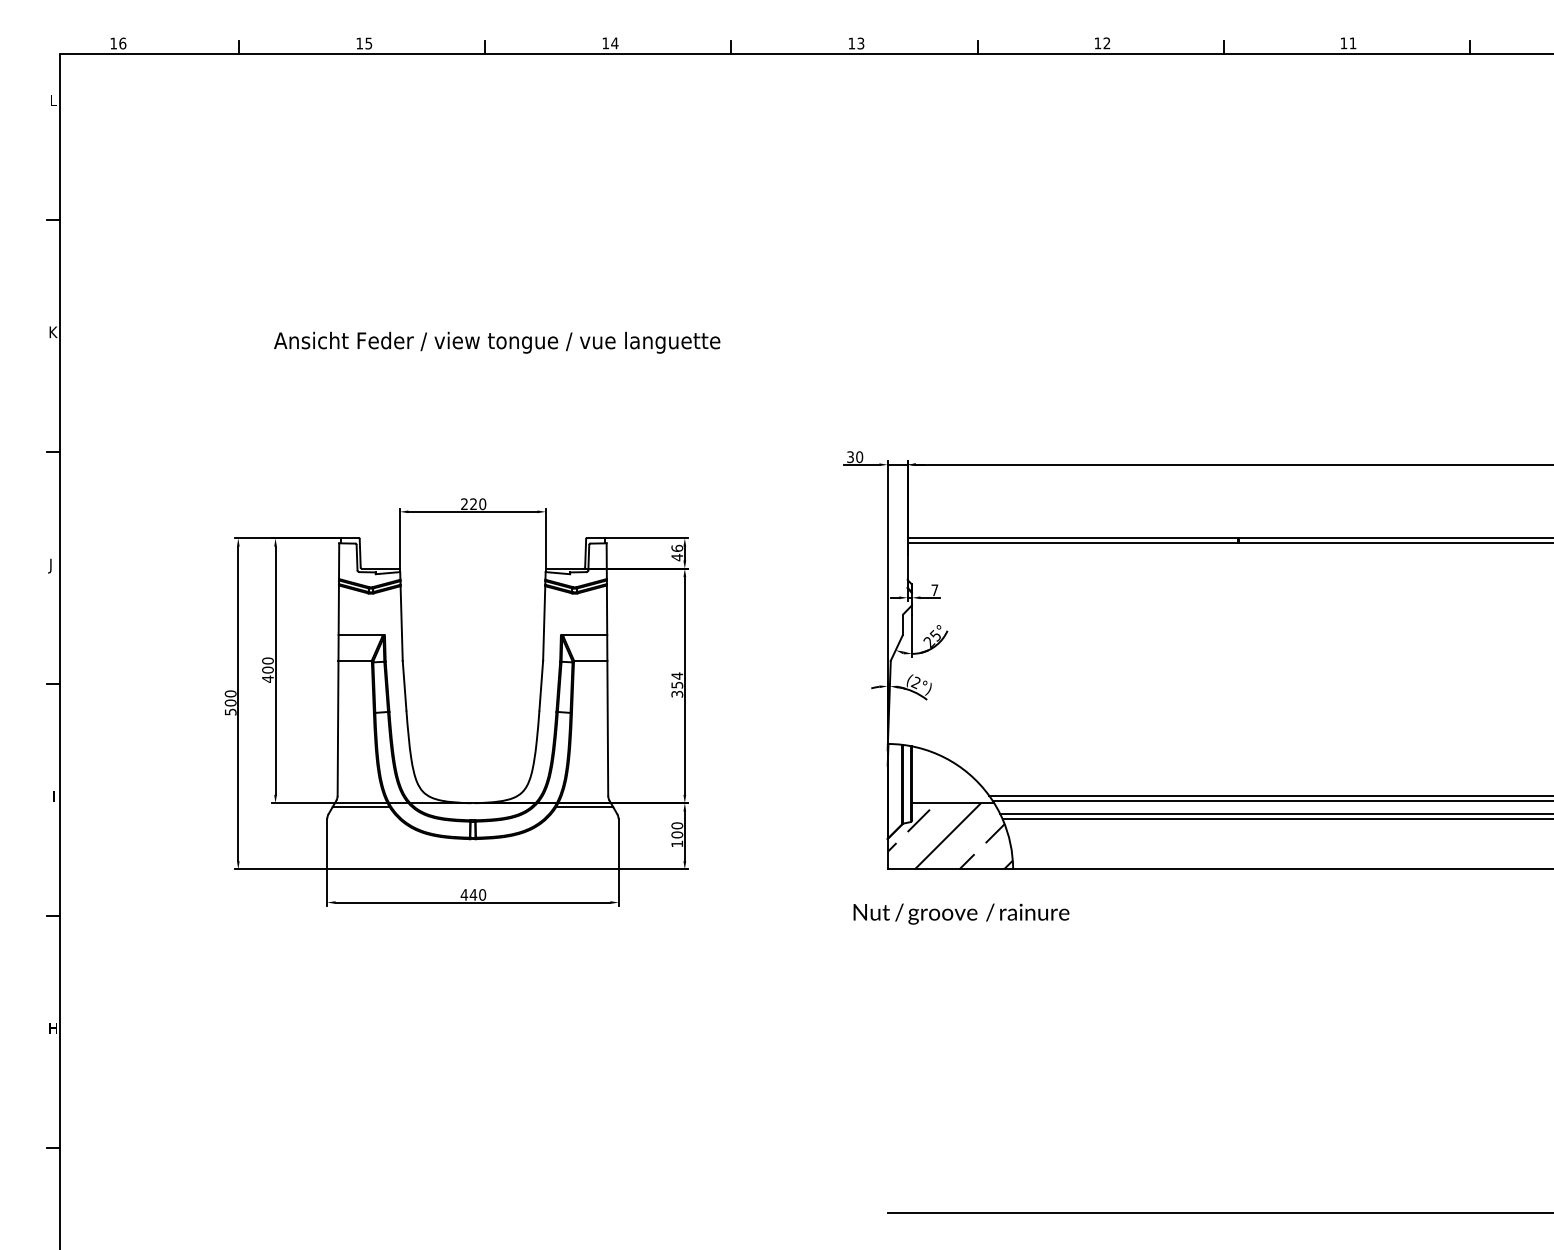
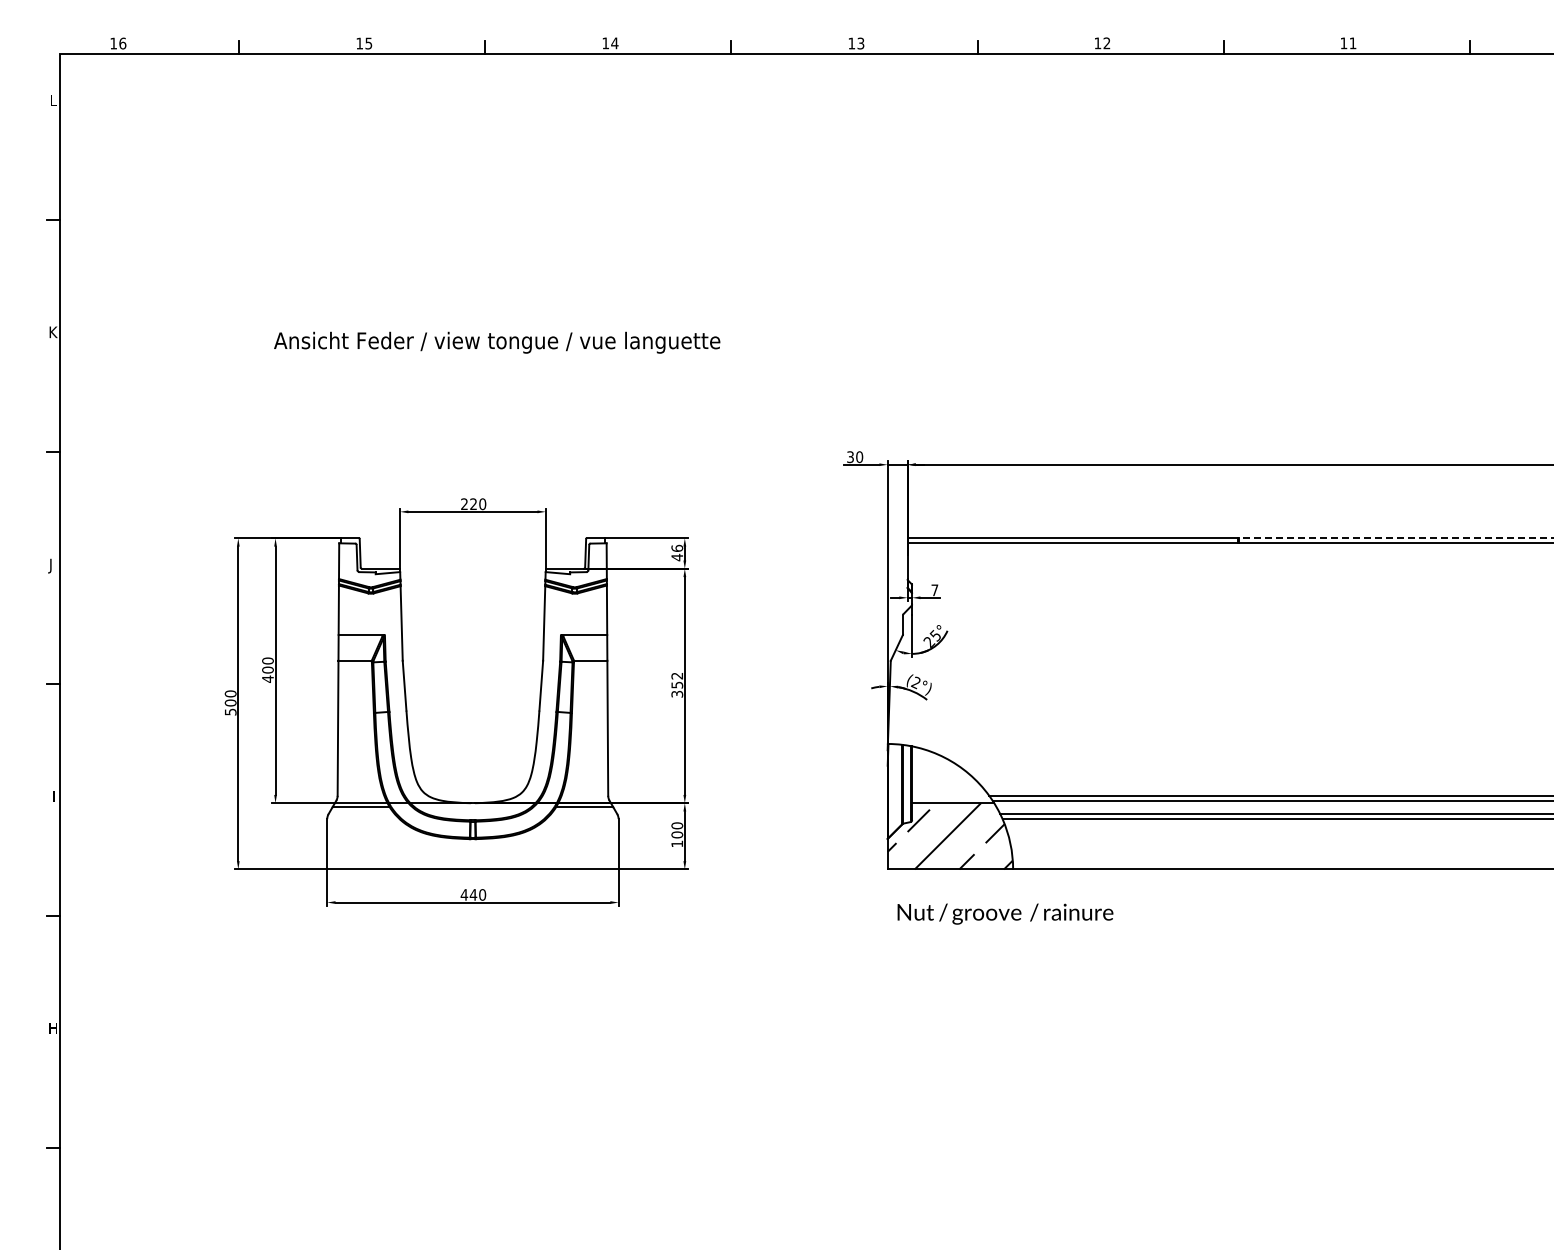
line: solid -> dashed (1395, 538)
text: 354 -> 352 (677, 675)
text position: (961, 913) -> (1005, 913) (1005, 913)
line: present -> none (1218, 1212)
